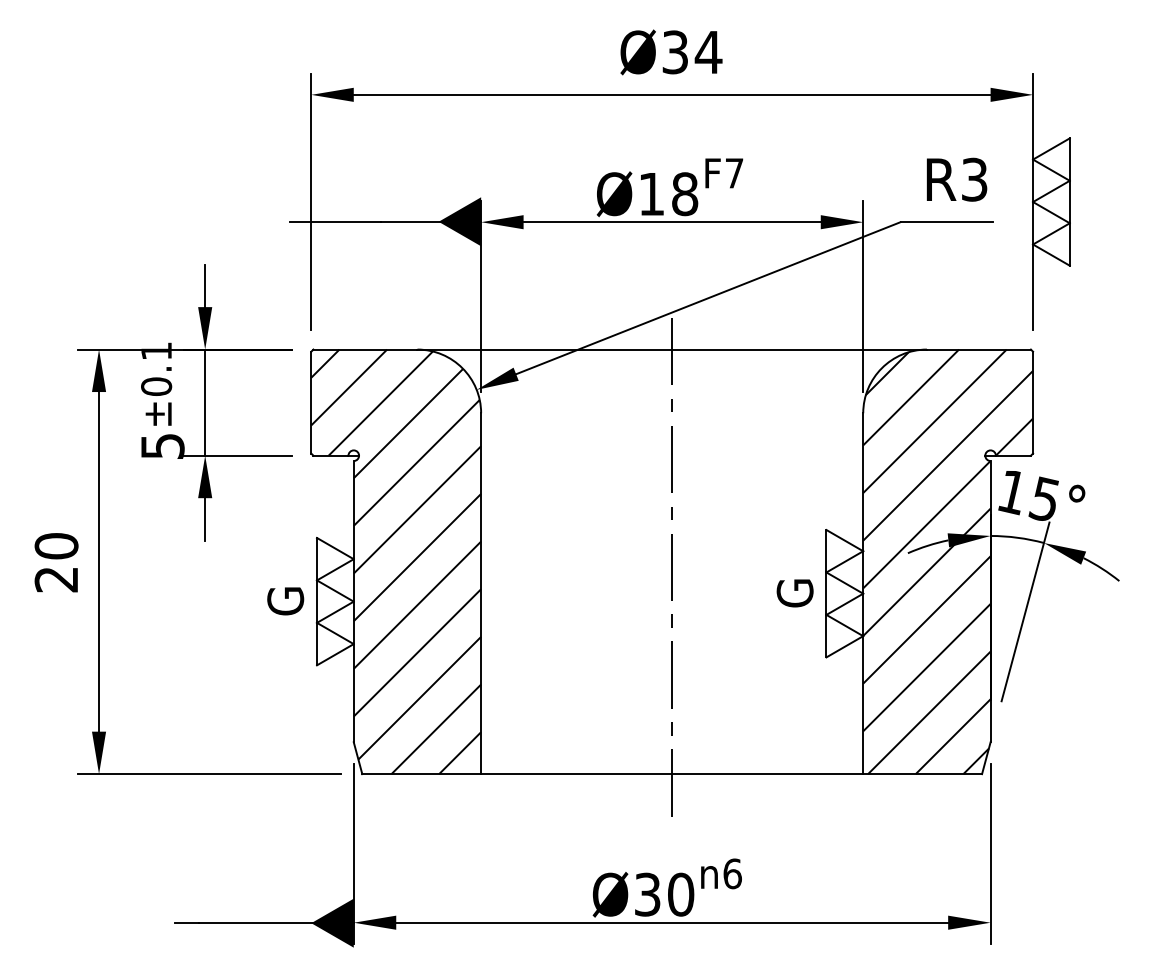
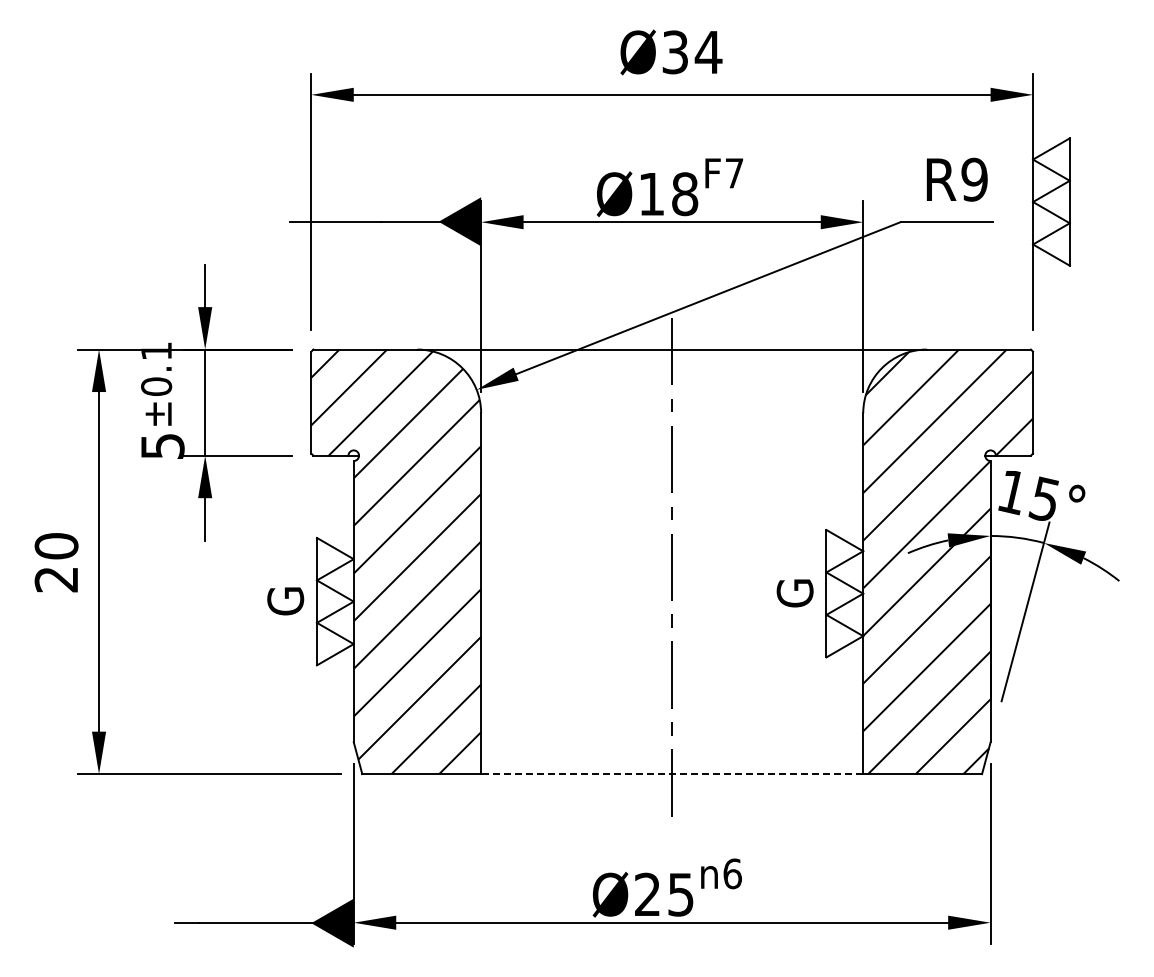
text: R3 -> R9 (974, 179)
line: solid -> dashed (671, 774)
text: Ø30 -> Ø25 (664, 894)
